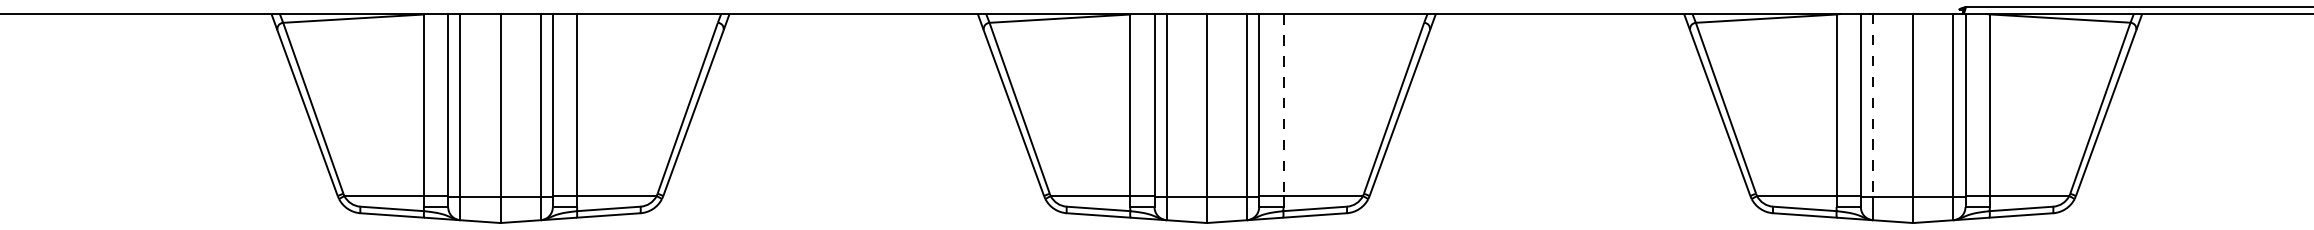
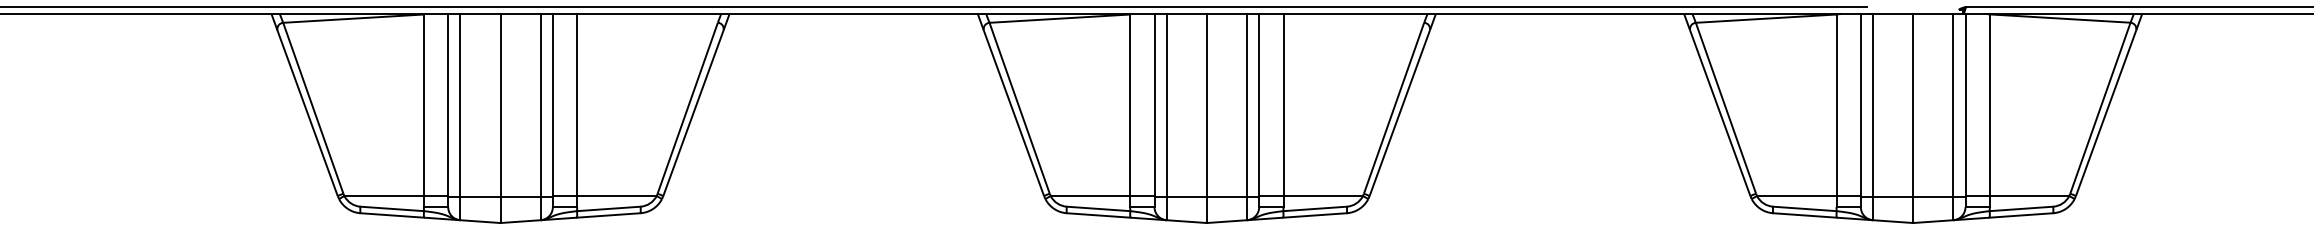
line: none -> present (934, 6)
line: dashed -> solid (1283, 105)
line: dashed -> solid (1873, 105)
